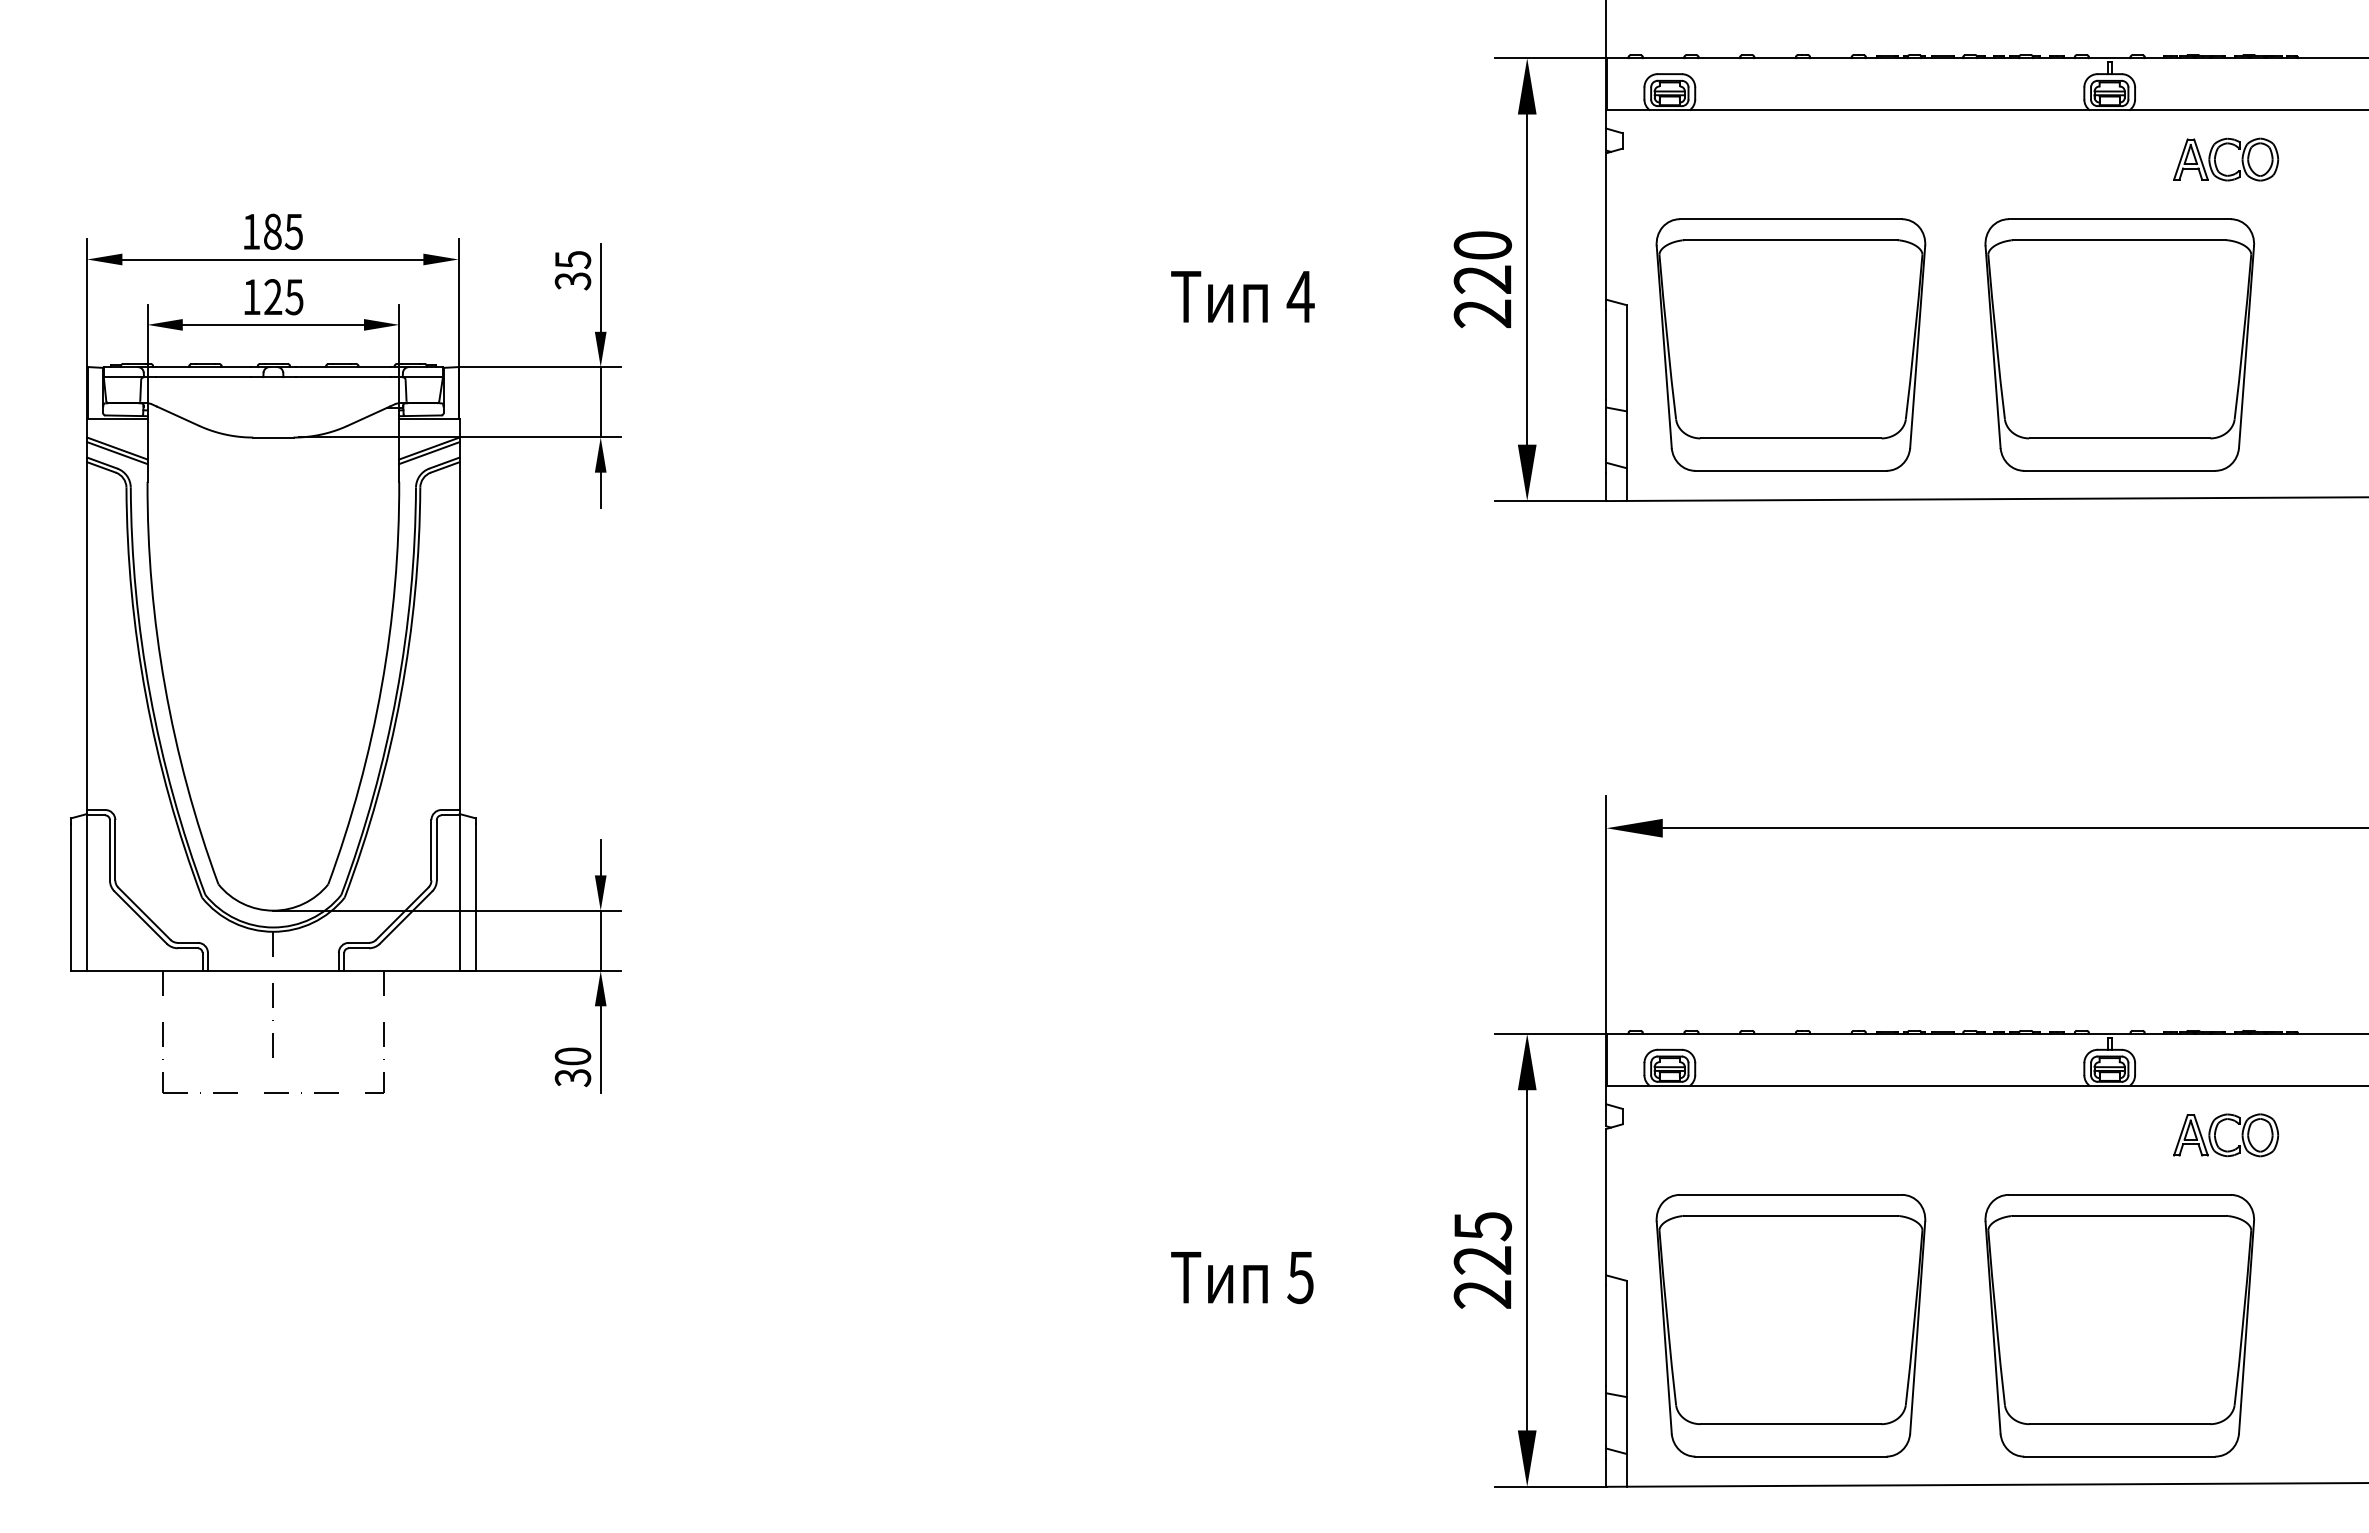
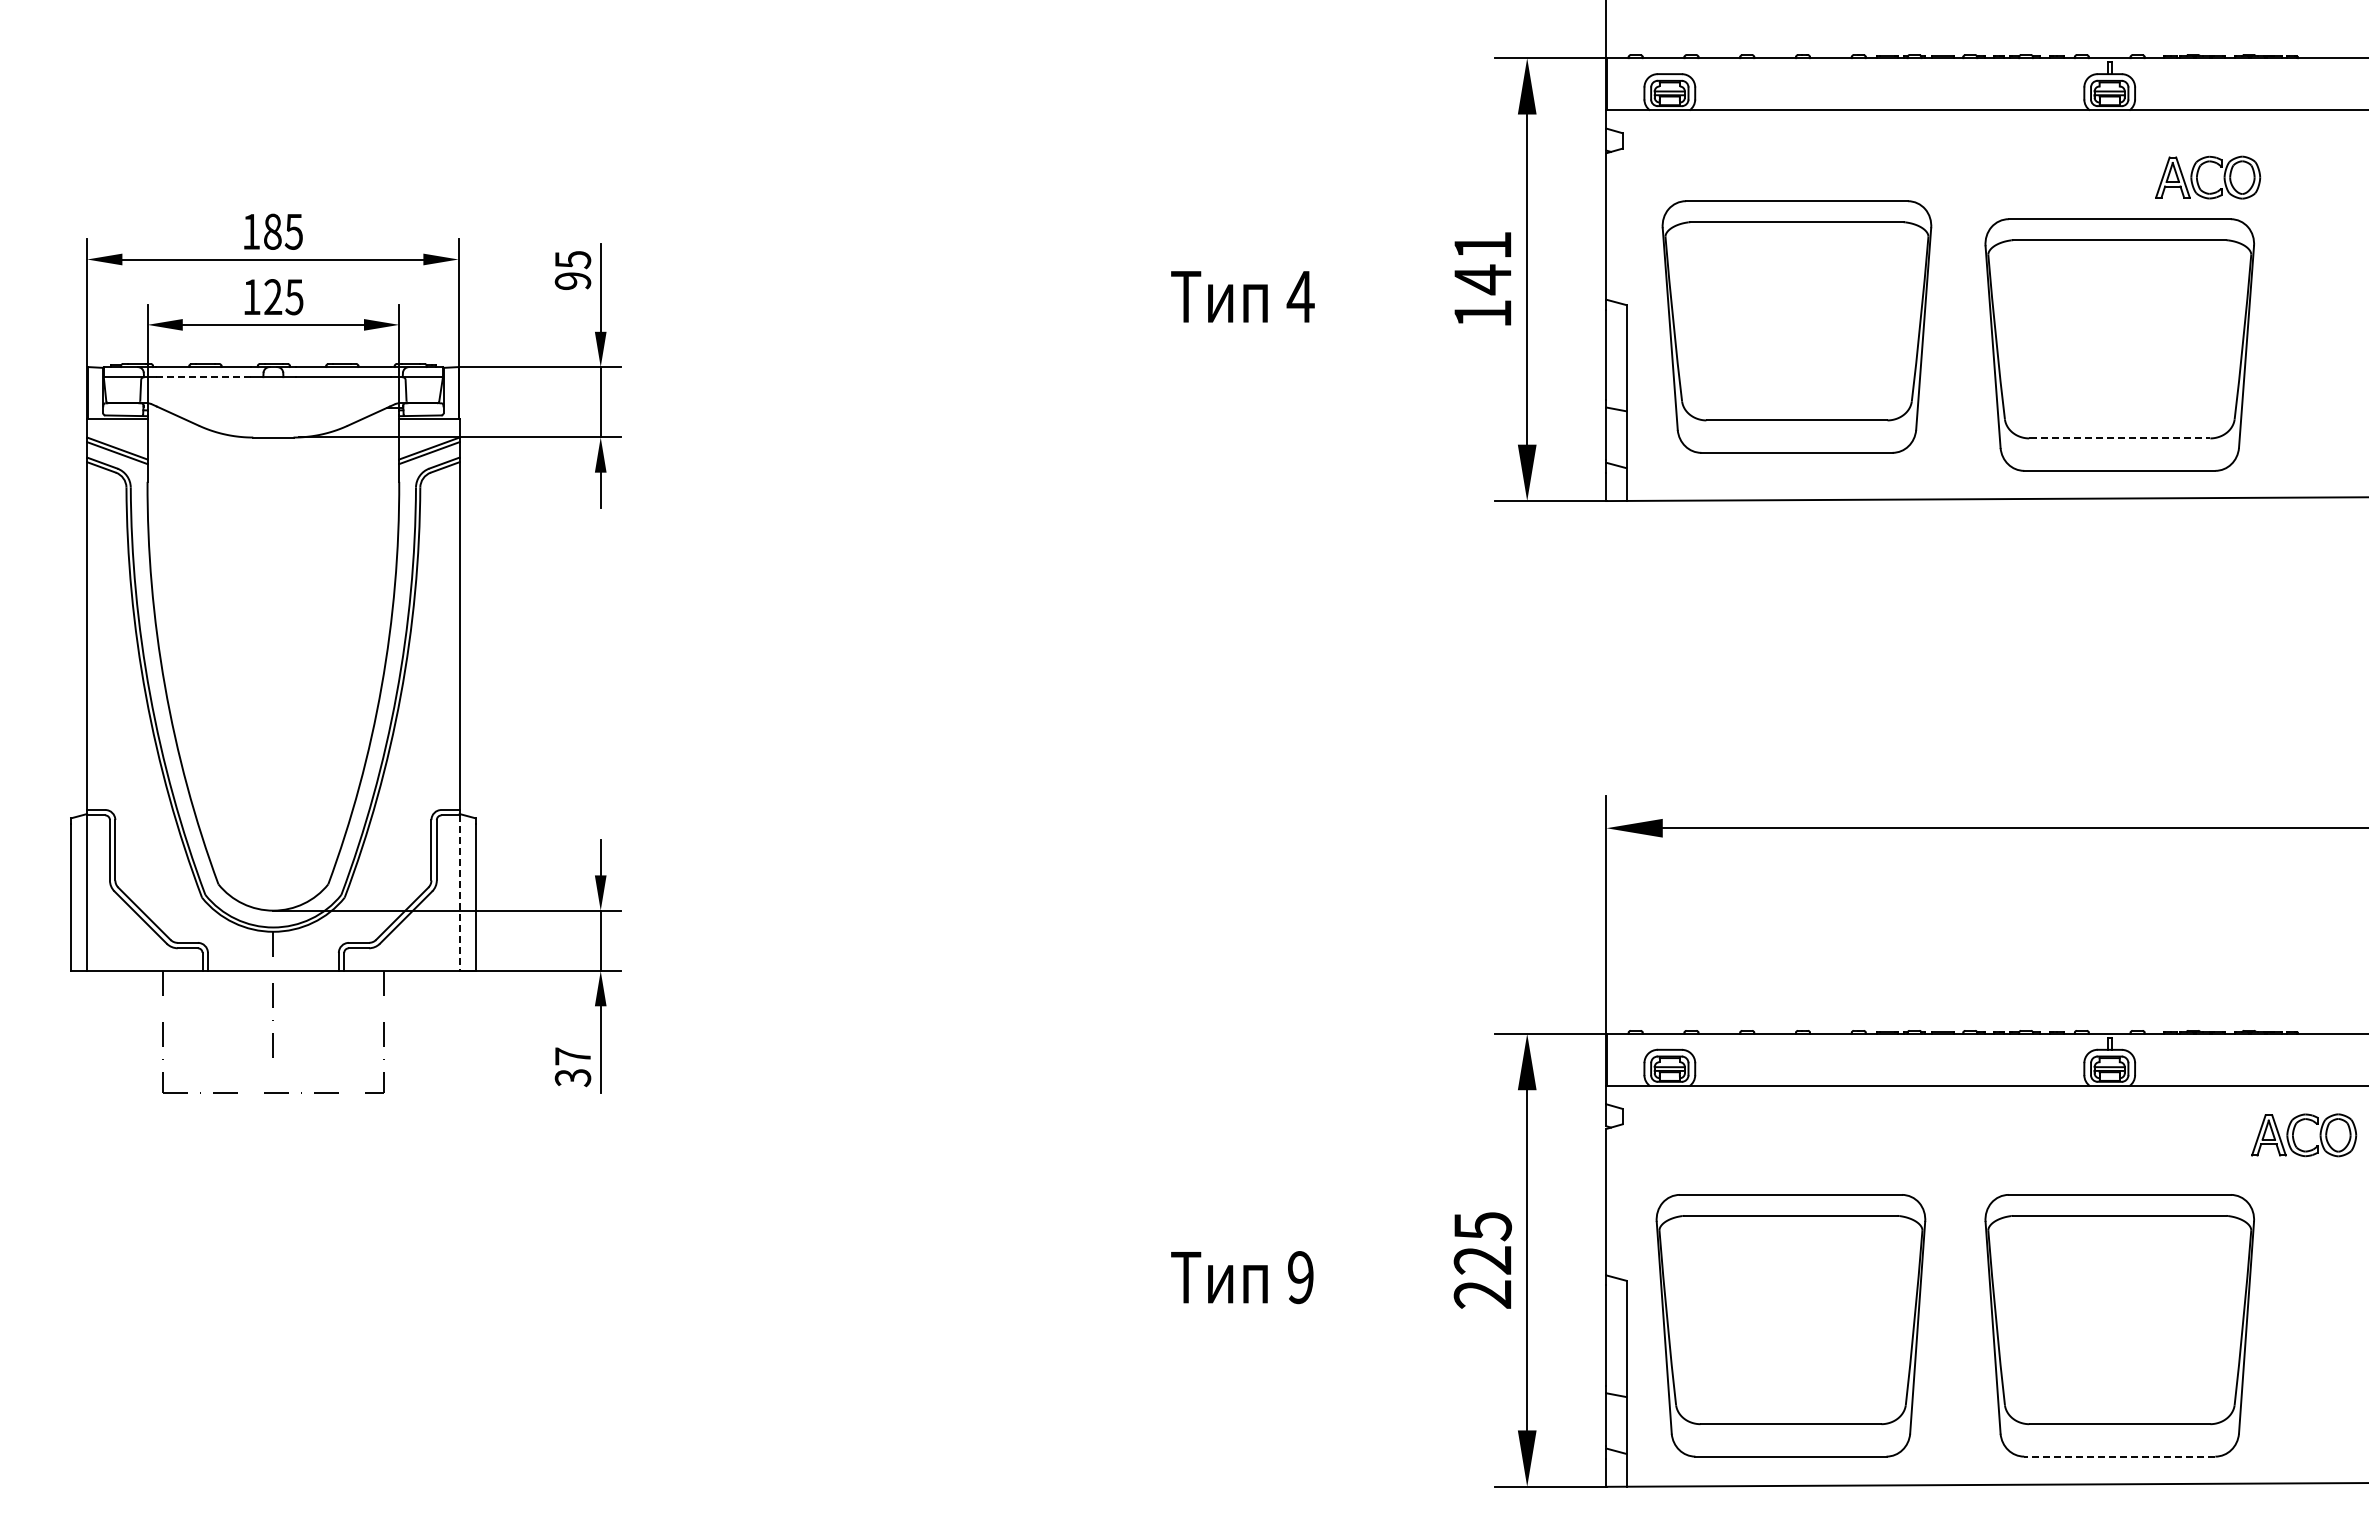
part position: (2216, 156) -> (2198, 174) (2198, 174)
text: 220 -> 141 (1482, 279)
text: 35 -> 95 (573, 281)
part position: (1790, 344) -> (1796, 326) (1796, 326)
line: solid -> dashed (203, 377)
line: solid -> dashed (2120, 438)
line: solid -> dashed (459, 893)
text: 30 -> 37 (572, 1056)
part position: (2216, 1132) -> (2294, 1132) (2294, 1132)
text: 5 -> 9 (1300, 1277)
line: solid -> dashed (2119, 1456)
